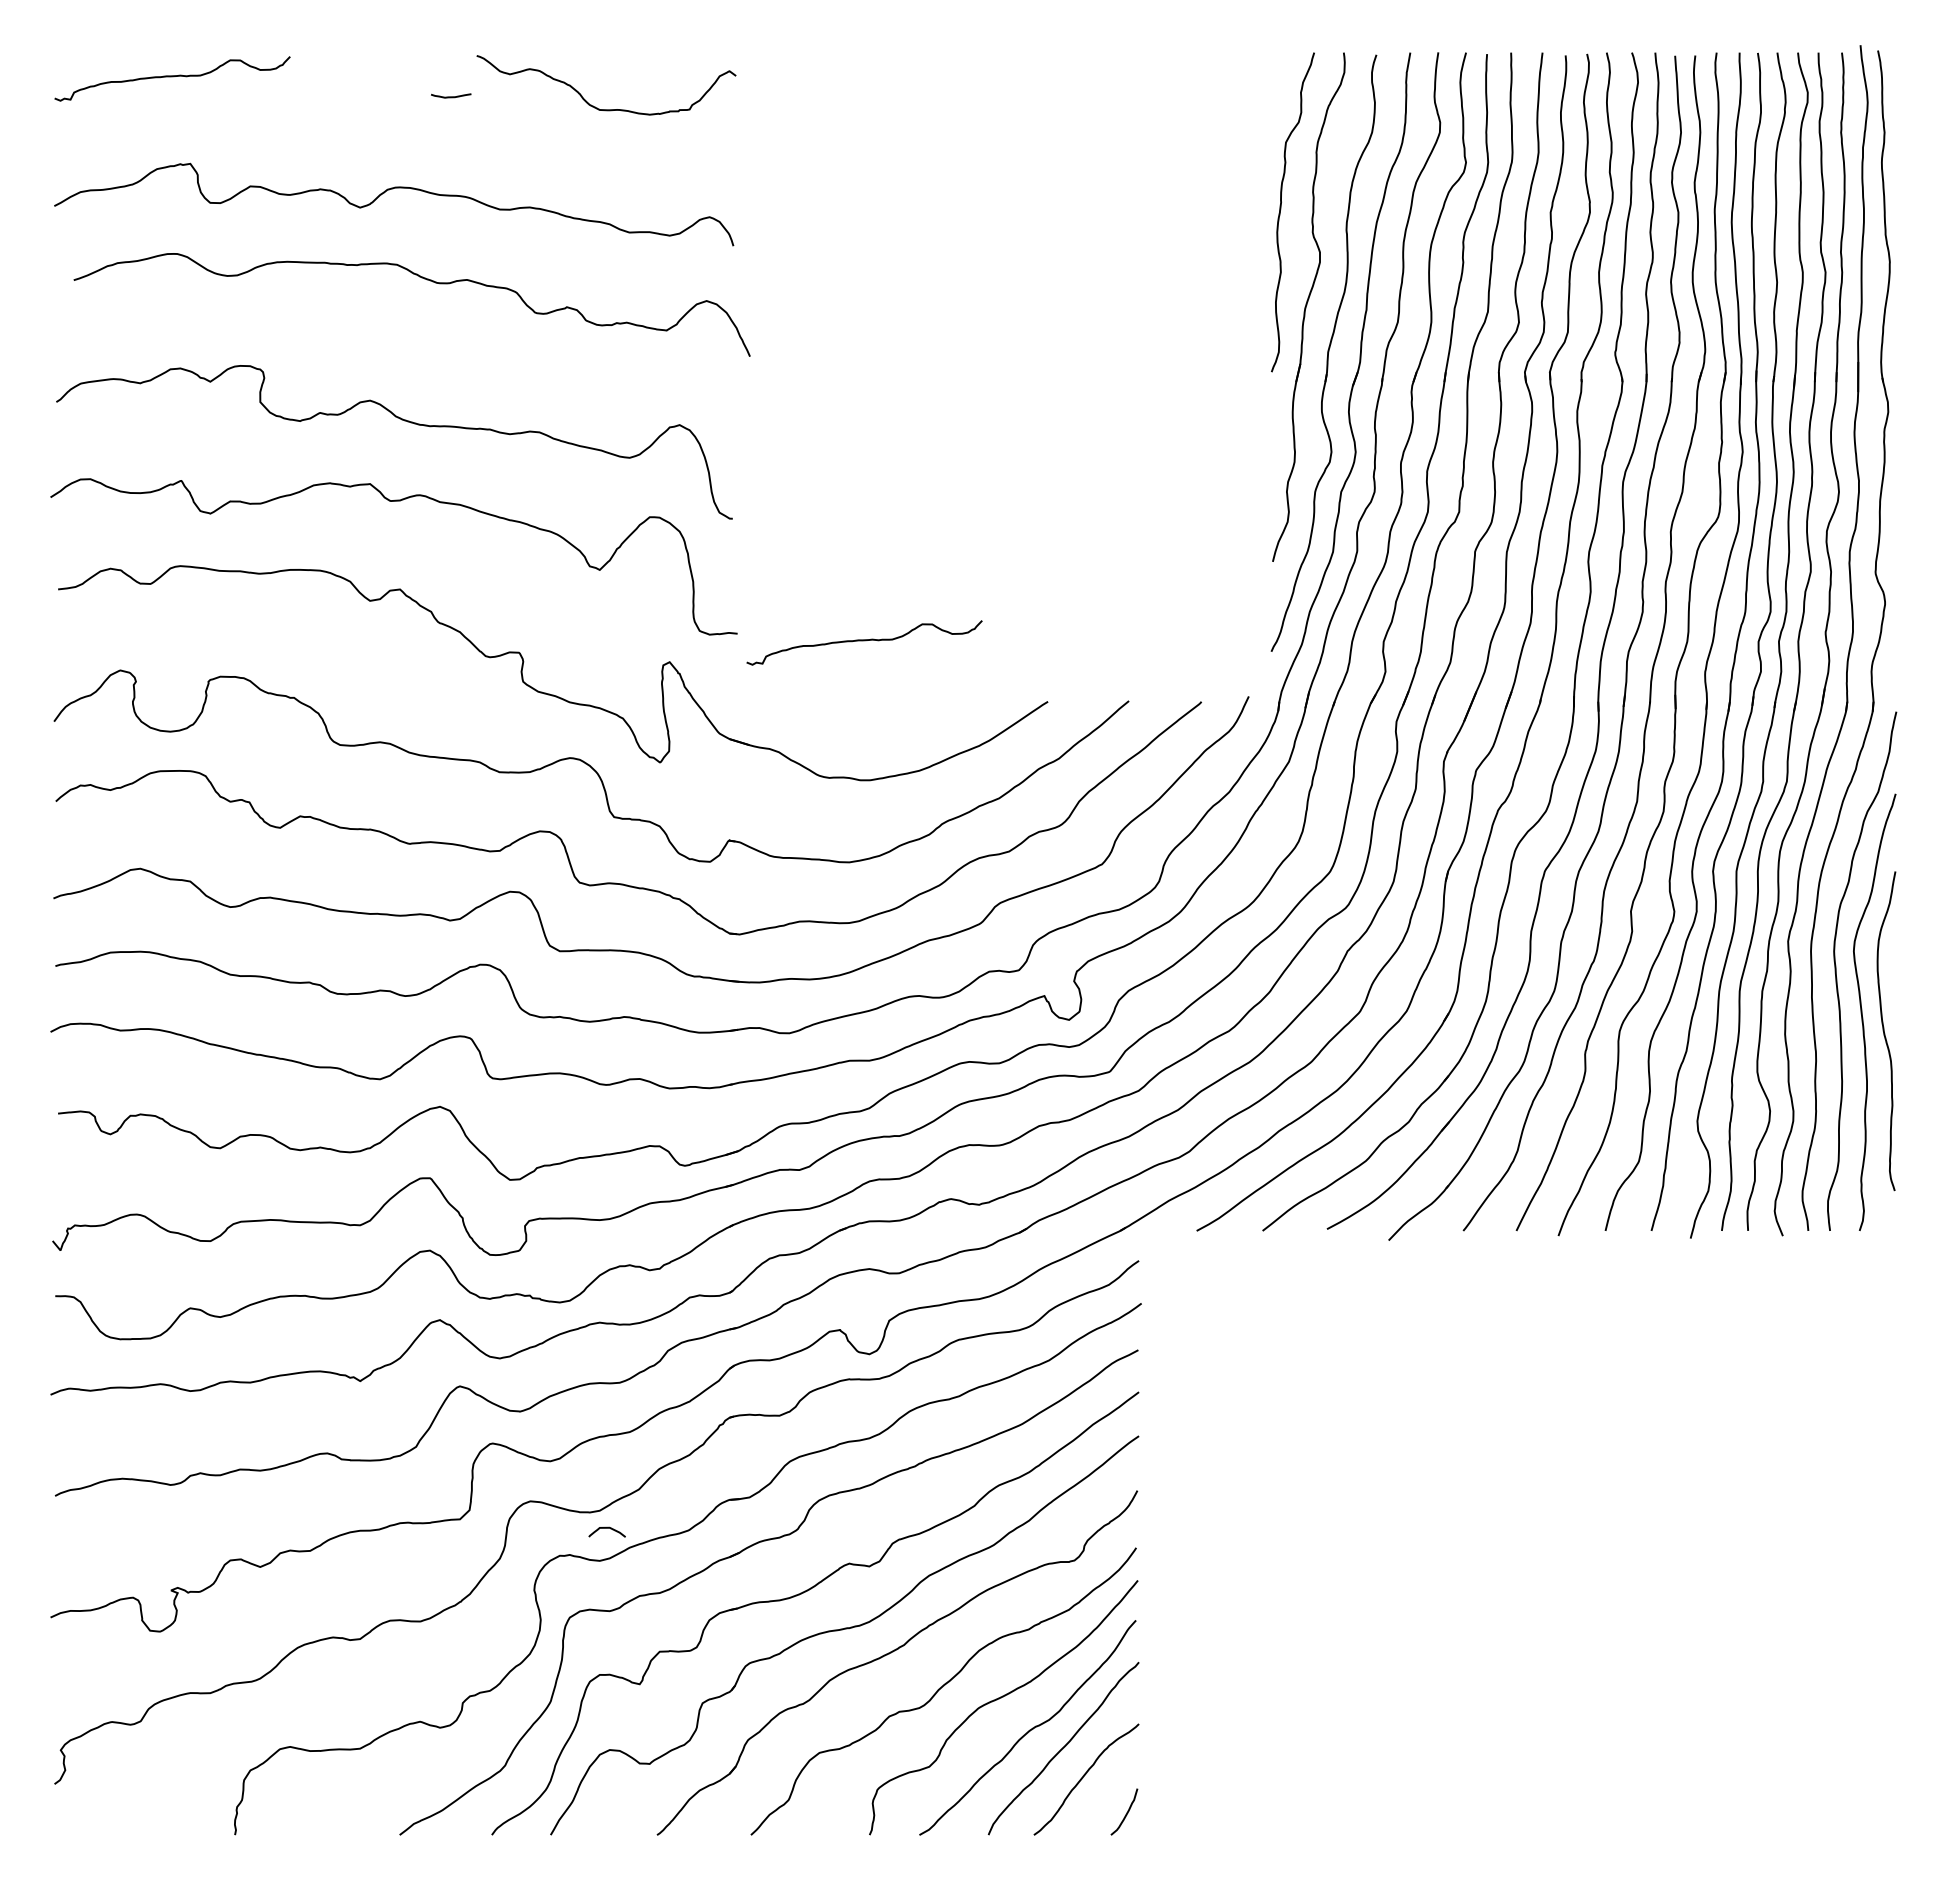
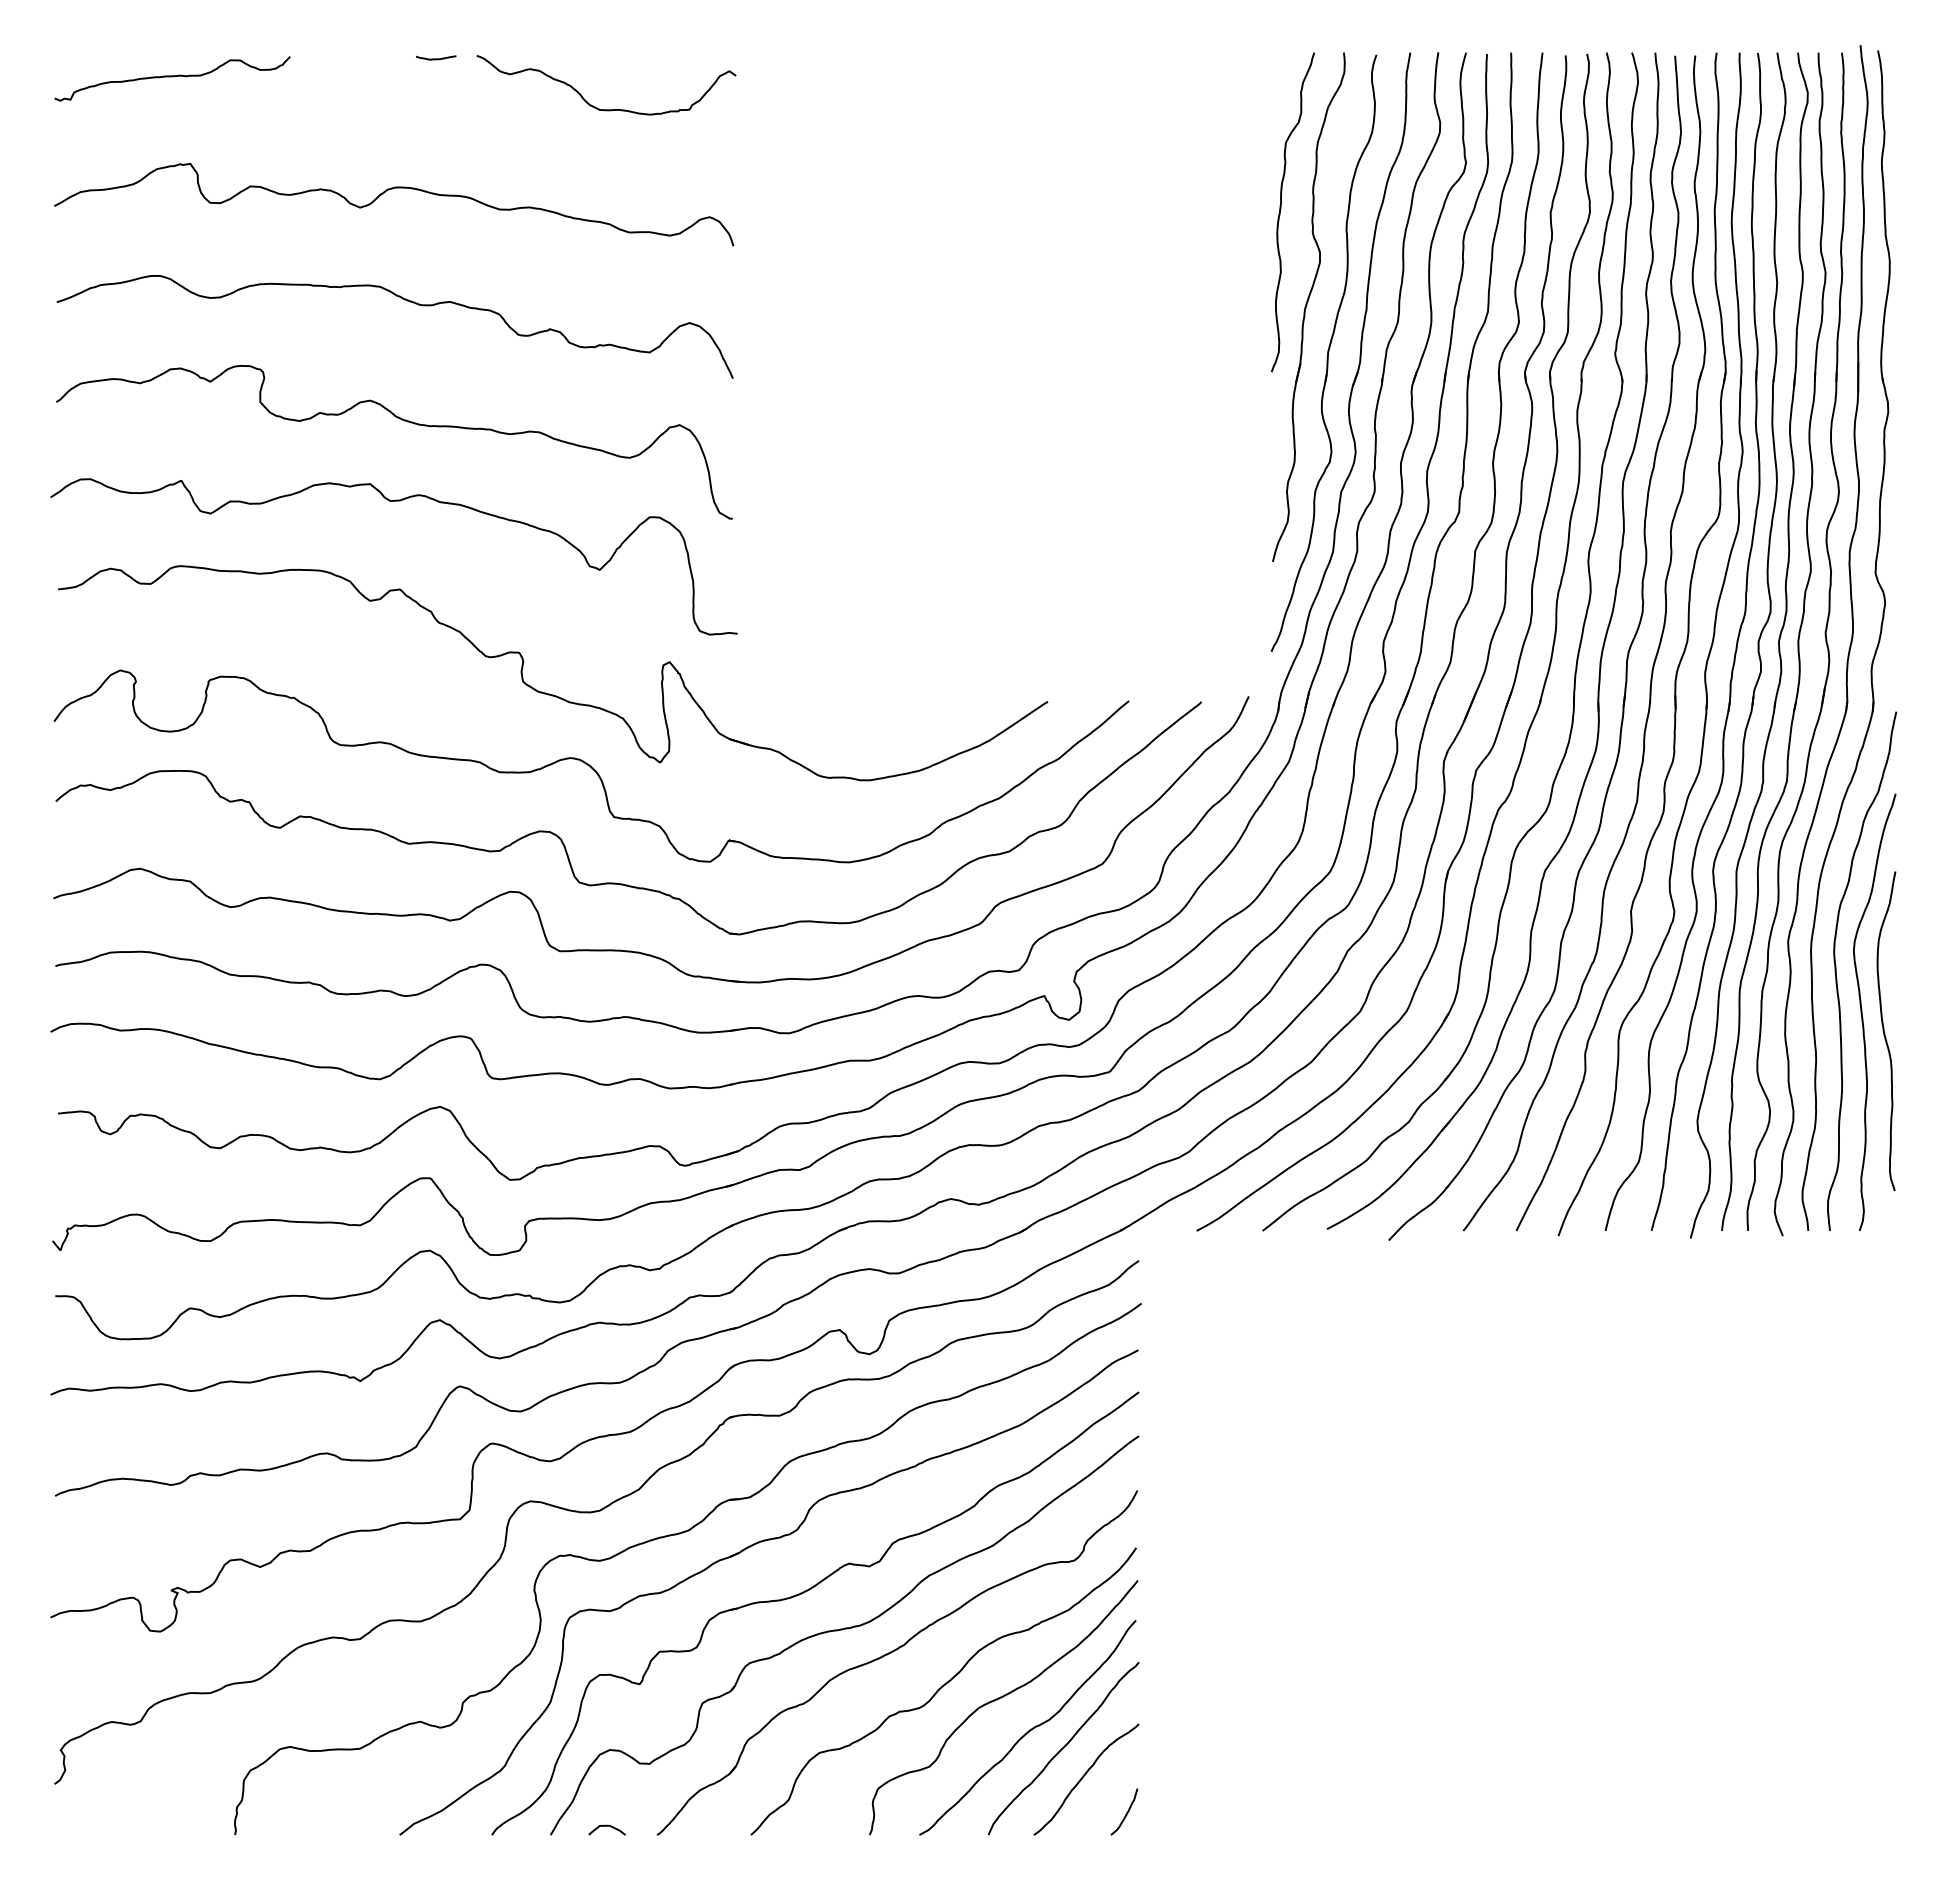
curve position: (451, 96) -> (436, 58) (436, 58)
curve position: (421, 278) -> (404, 300) (404, 300)
curve: present -> none (864, 641)
curve position: (606, 1528) -> (606, 1826) (606, 1826)
